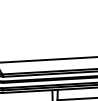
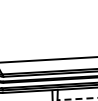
line: solid -> dashed (77, 99)
